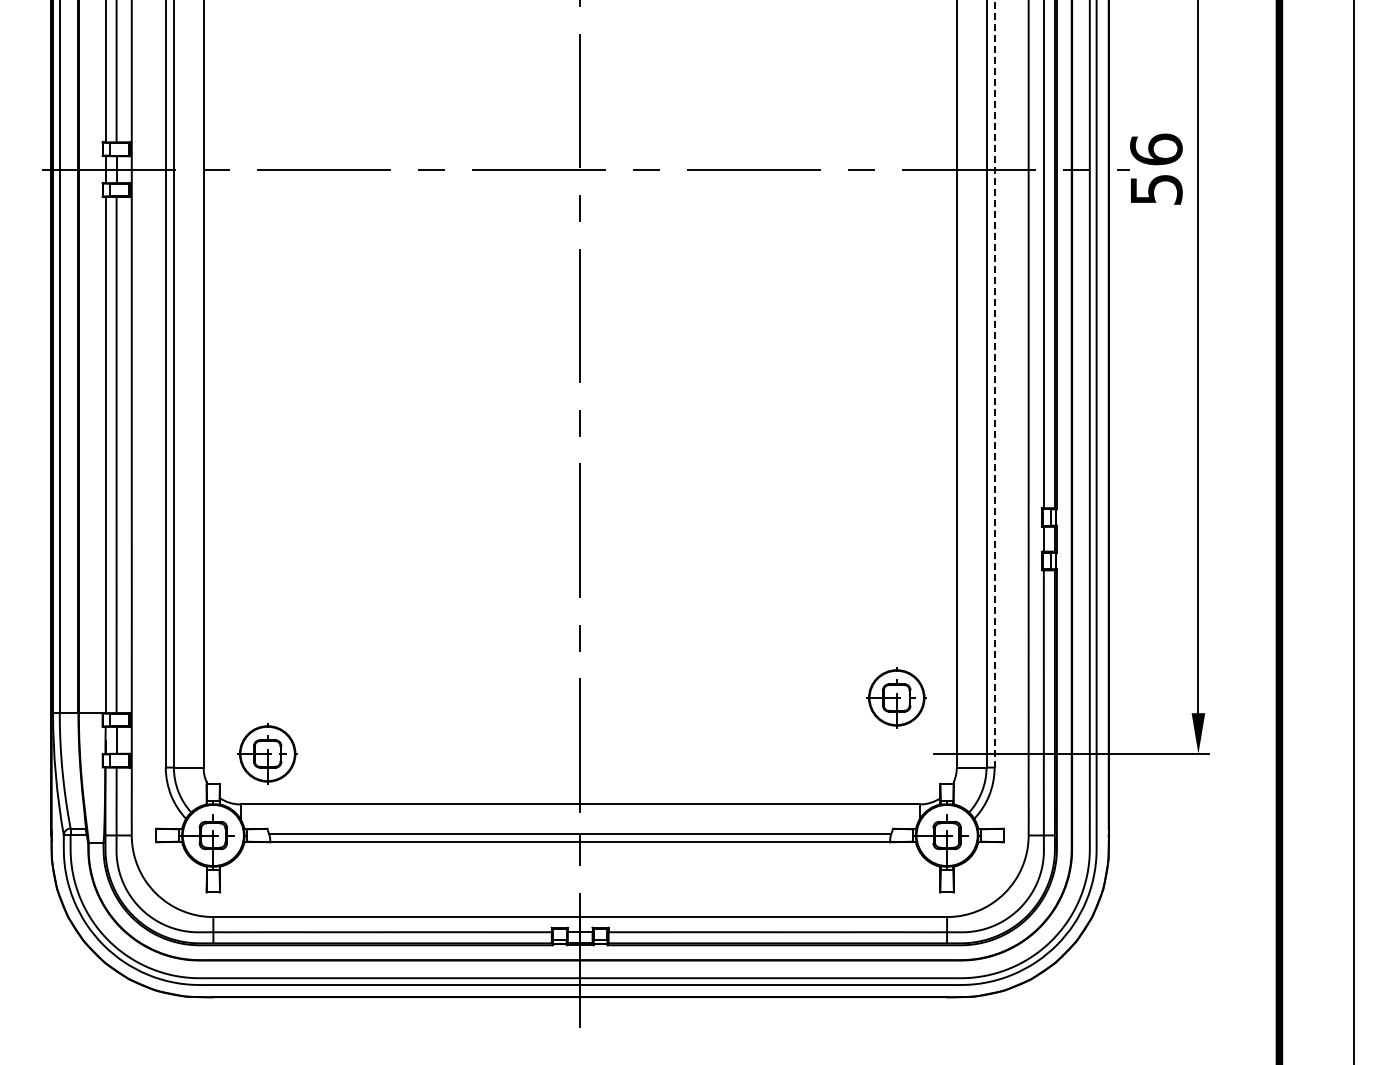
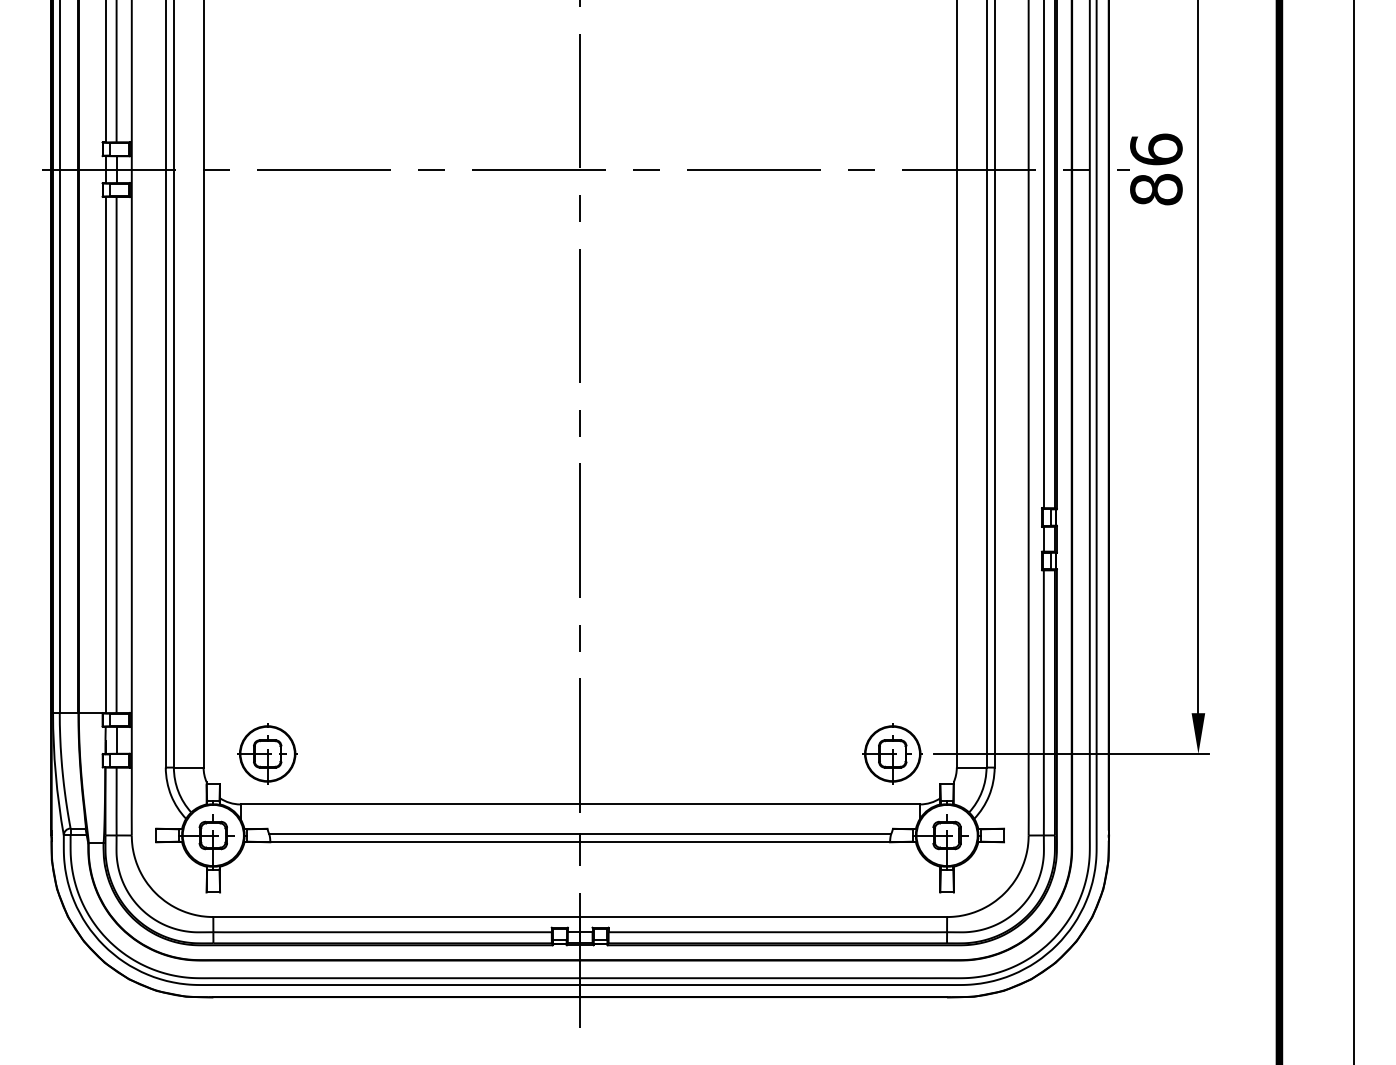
text: 56 -> 86 (1156, 189)
line: dashed -> solid (994, 383)
part position: (896, 697) -> (892, 753) (892, 753)
